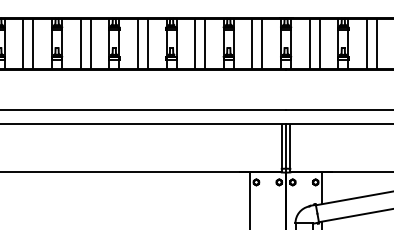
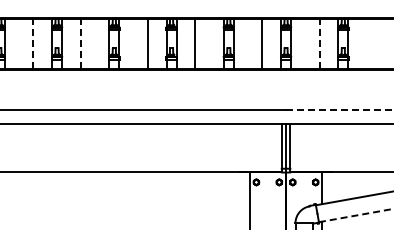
line: present -> none (23, 43)
line: solid -> dashed (33, 43)
line: solid -> dashed (80, 43)
line: present -> none (90, 43)
line: present -> none (137, 43)
line: present -> none (205, 43)
line: present -> none (252, 43)
line: present -> none (309, 43)
line: solid -> dashed (319, 43)
line: present -> none (366, 43)
line: present -> none (376, 43)
line: solid -> dashed (340, 109)
line: solid -> dashed (356, 215)
